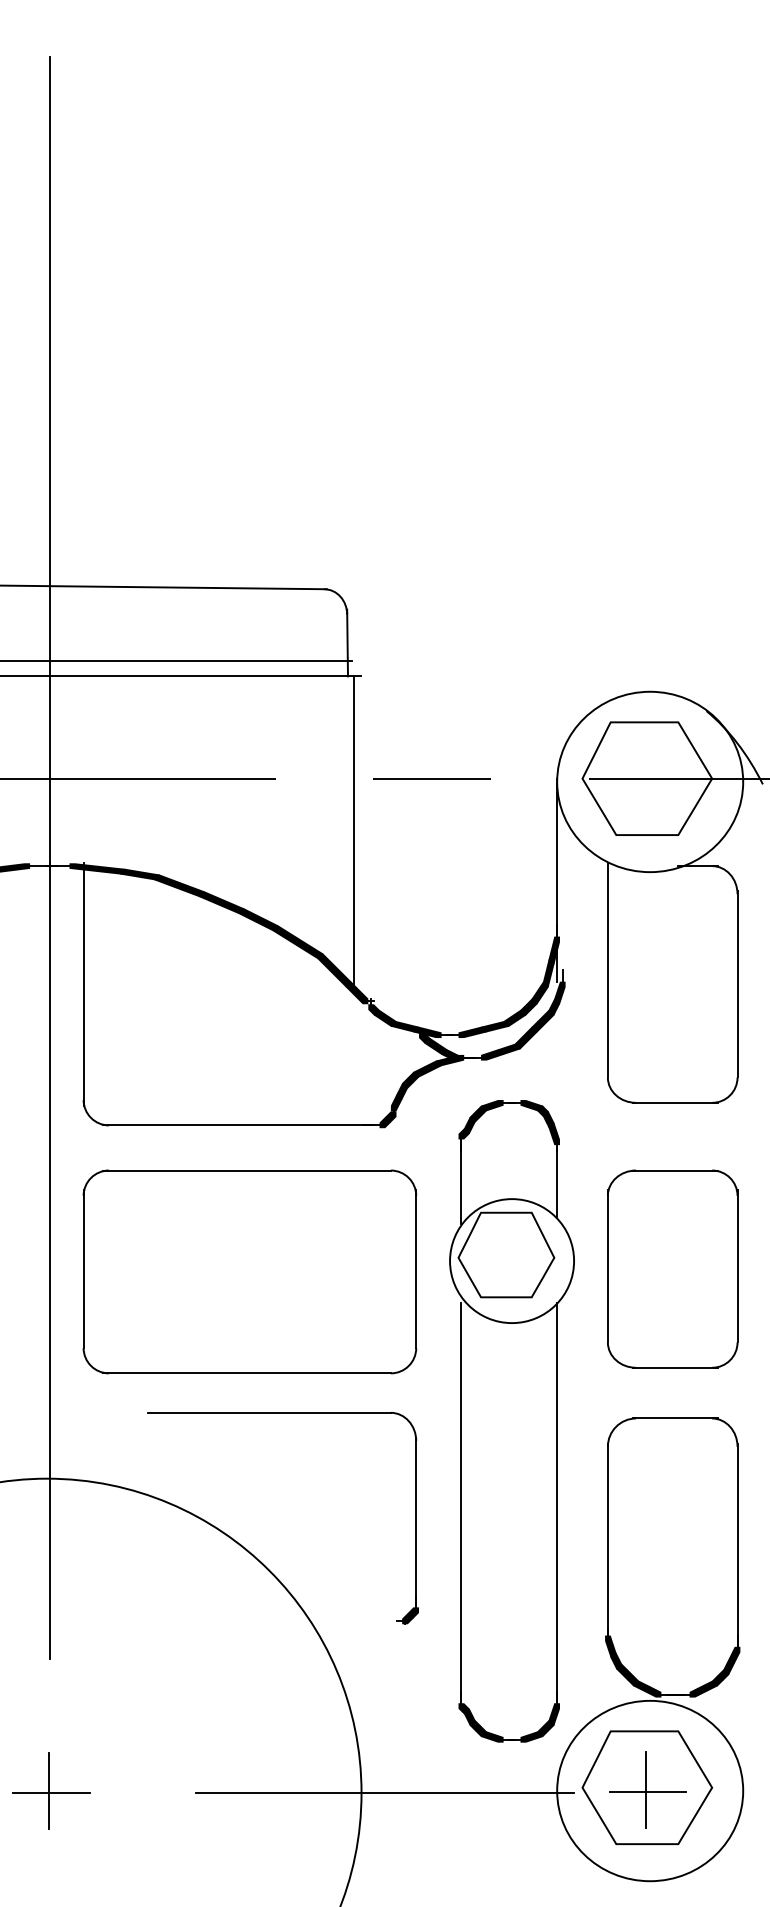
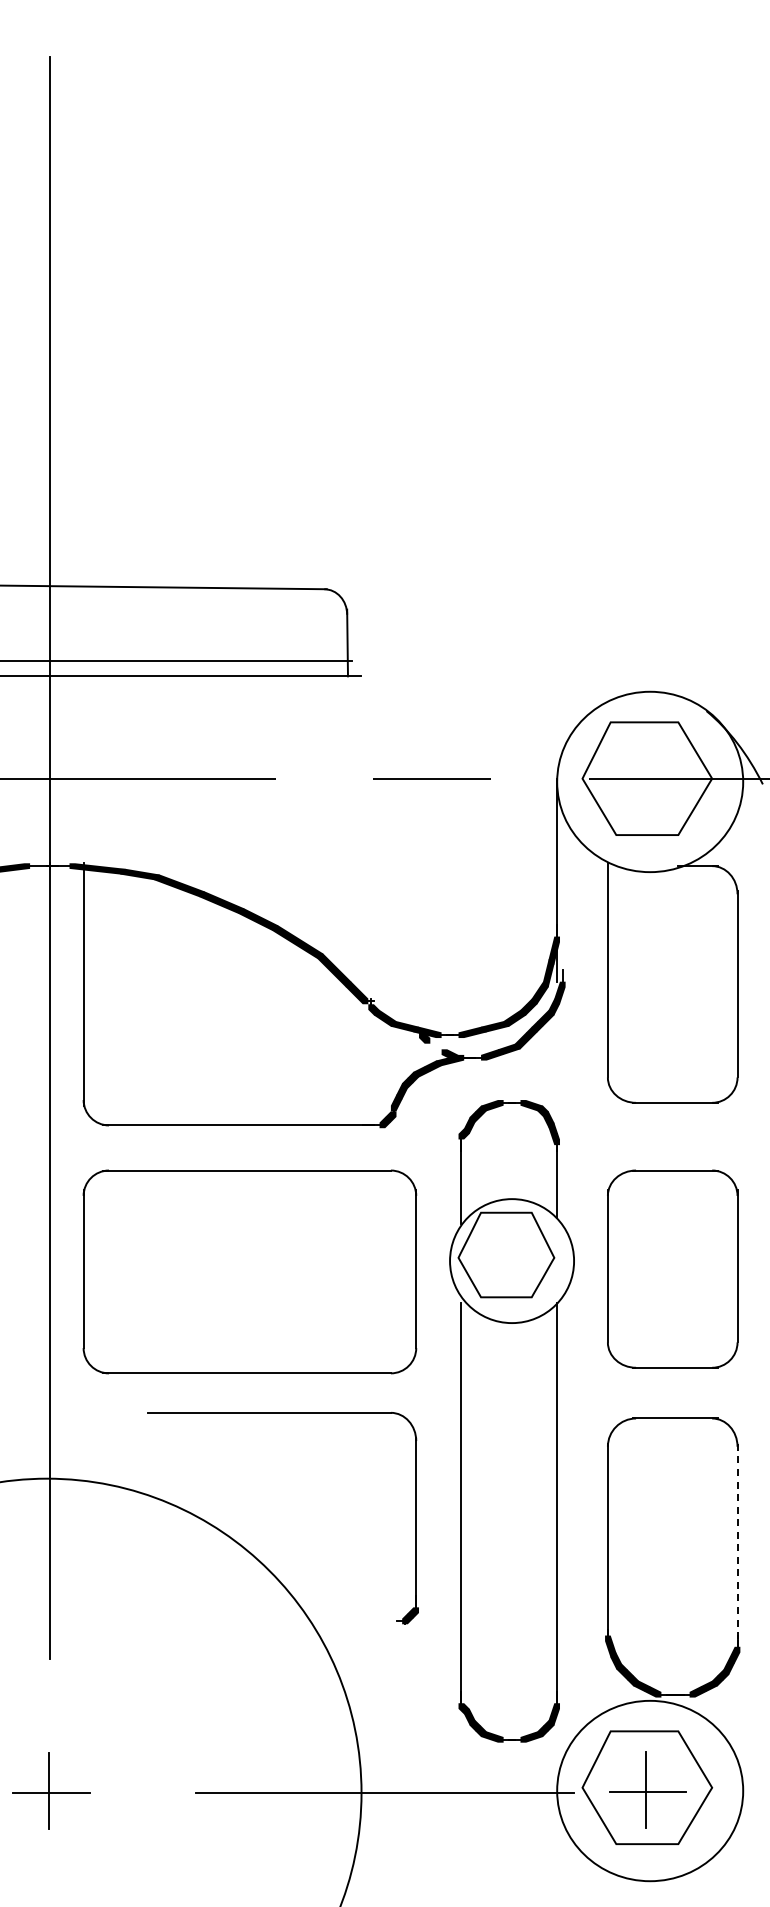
line: present -> none (354, 832)
fill: present -> none (435, 1046)
line: solid -> dashed (737, 1542)
